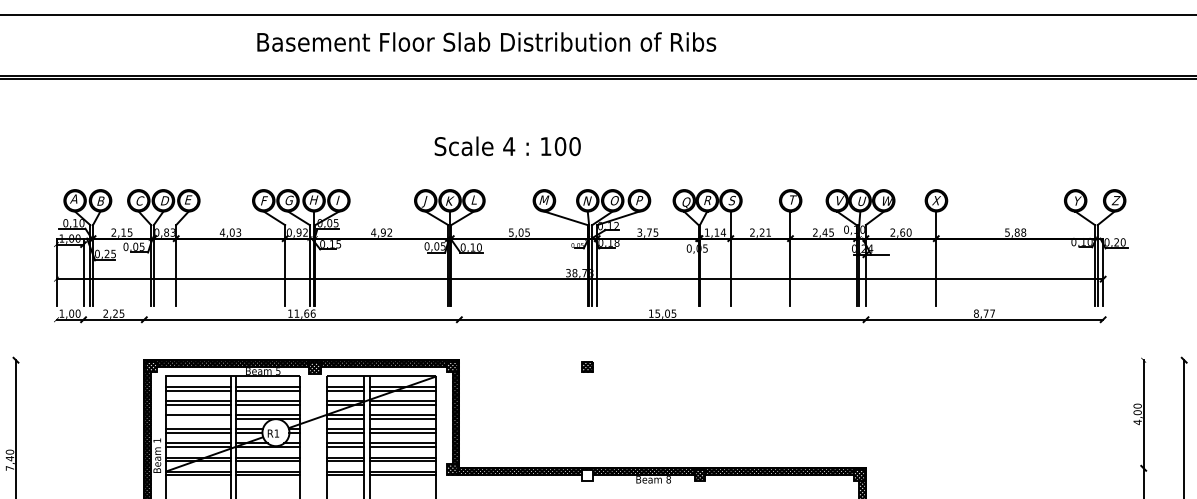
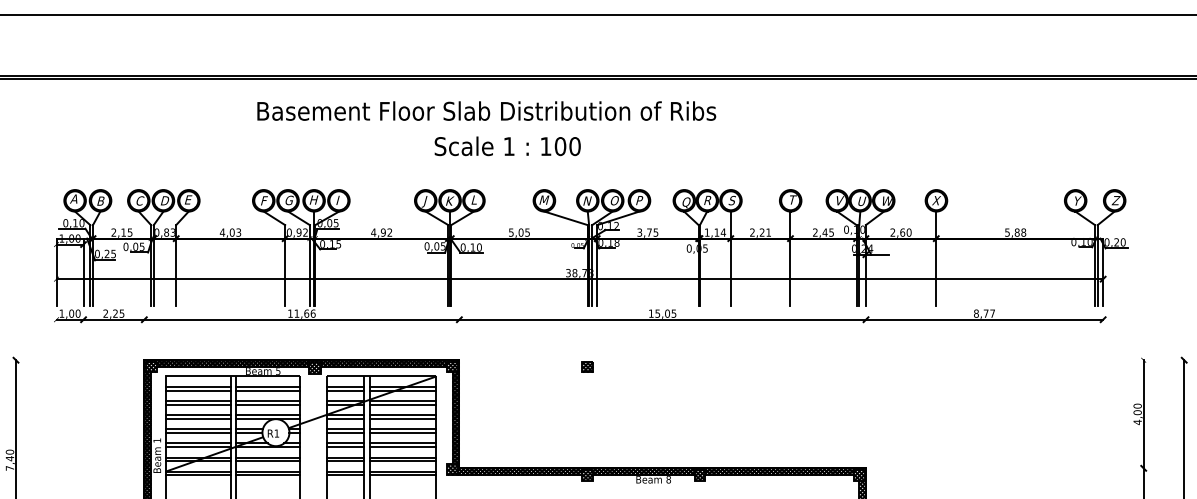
text position: (486, 41) -> (486, 110) (486, 110)
text: 4 -> 1 (509, 146)
line: none -> present (197, 418)
hatch: none -> present (587, 474)
